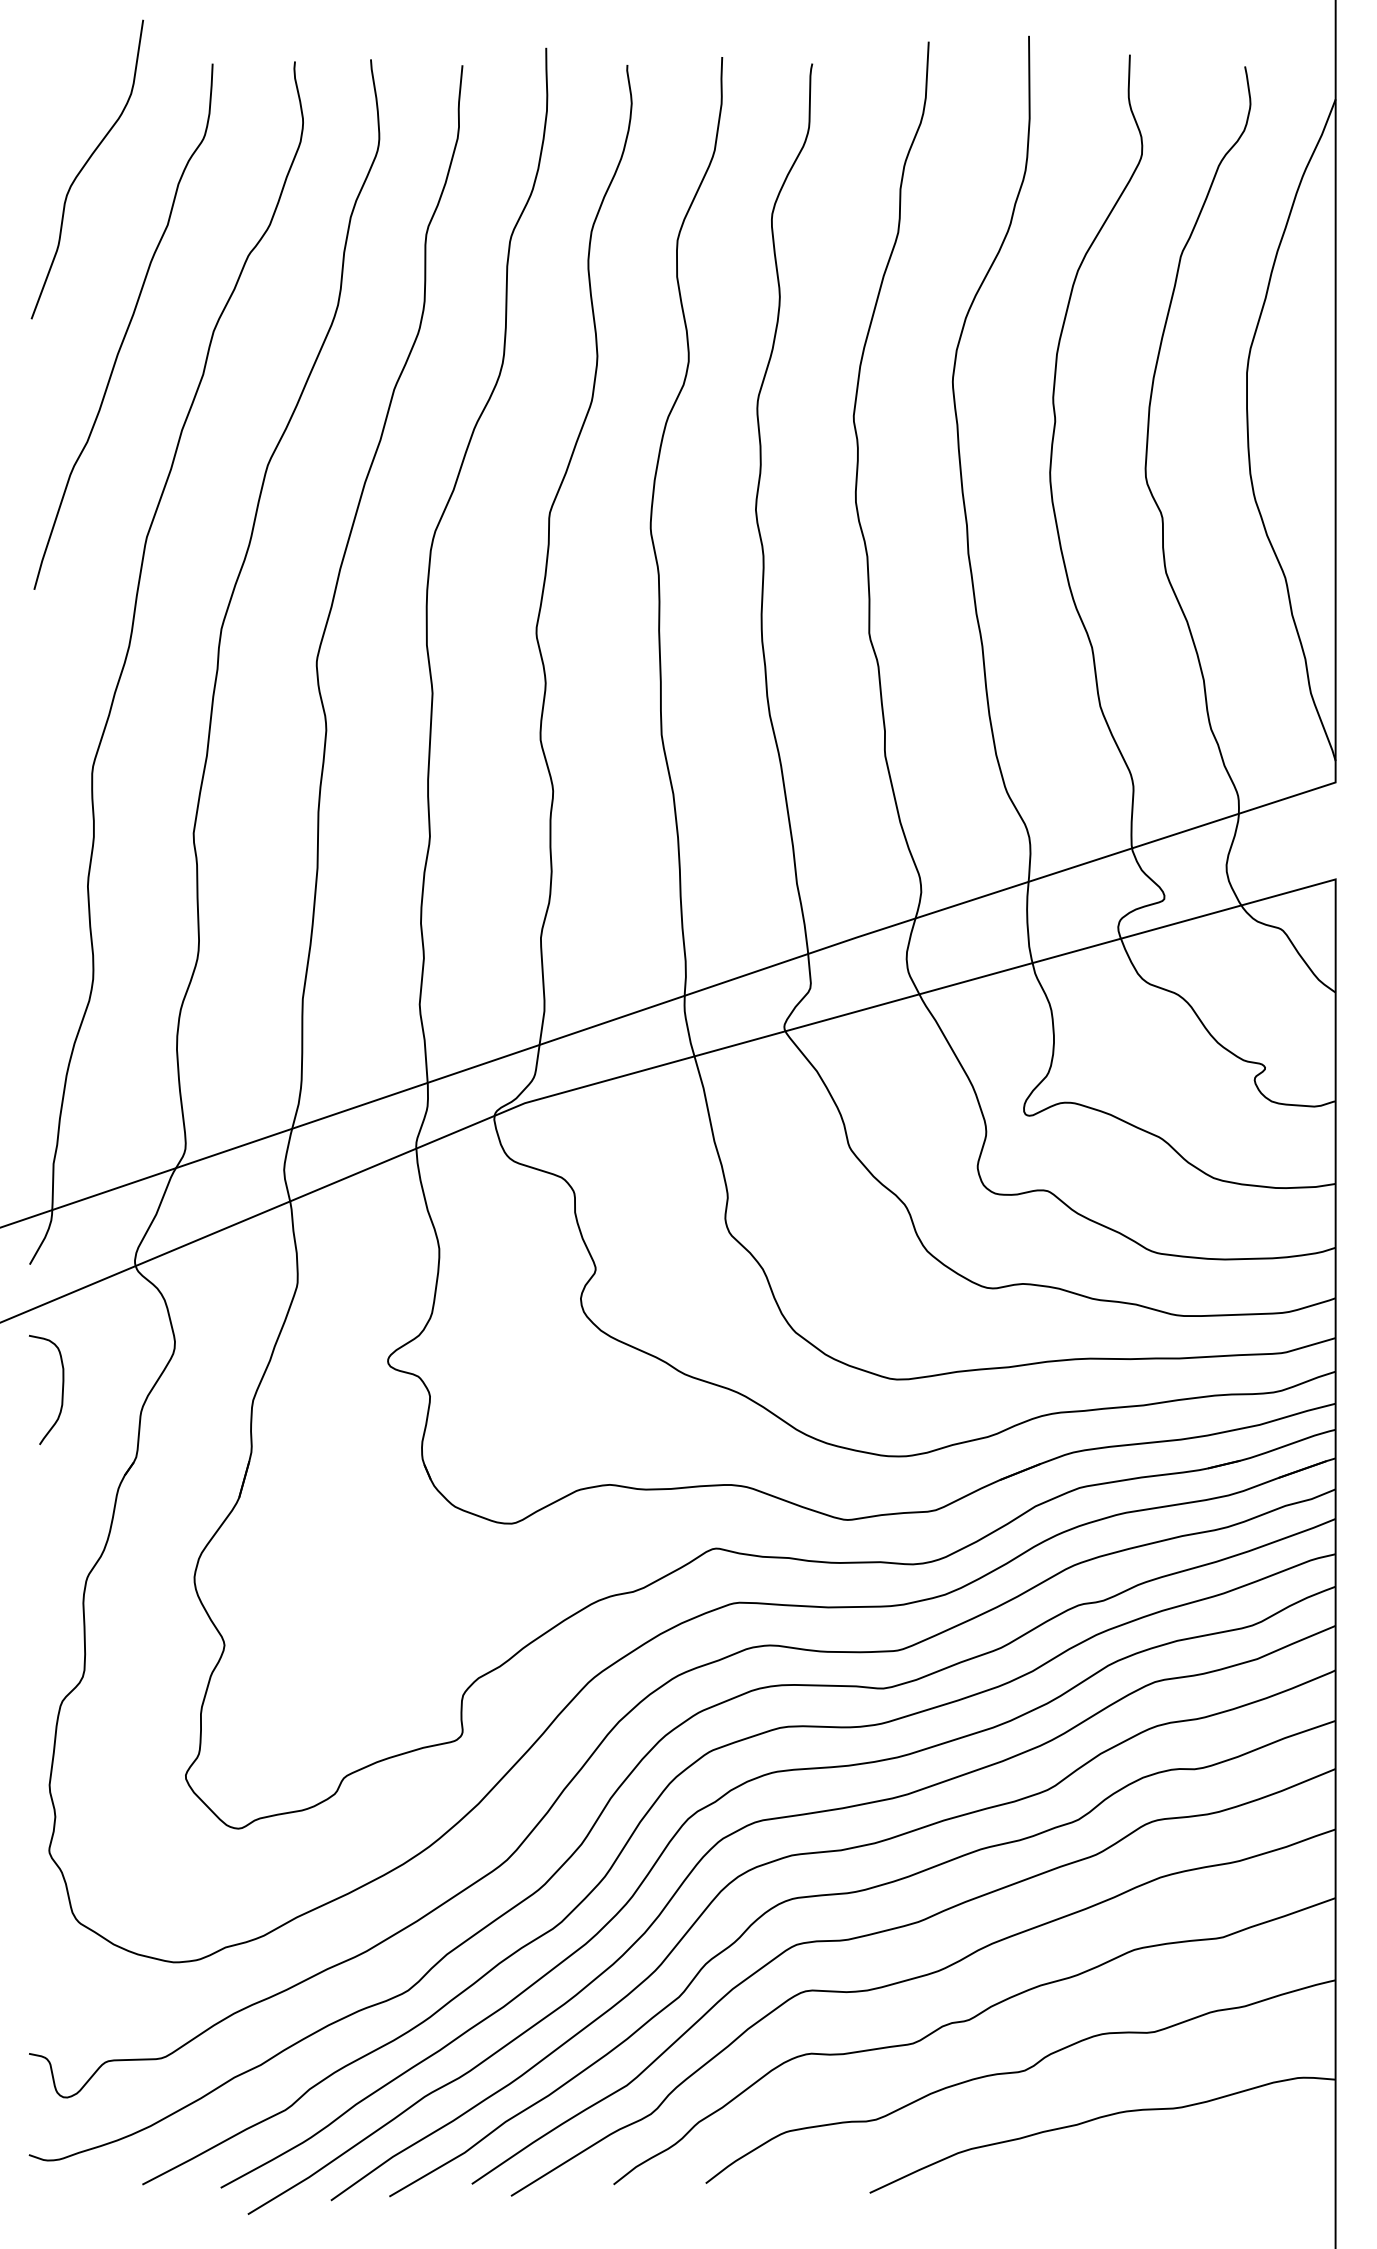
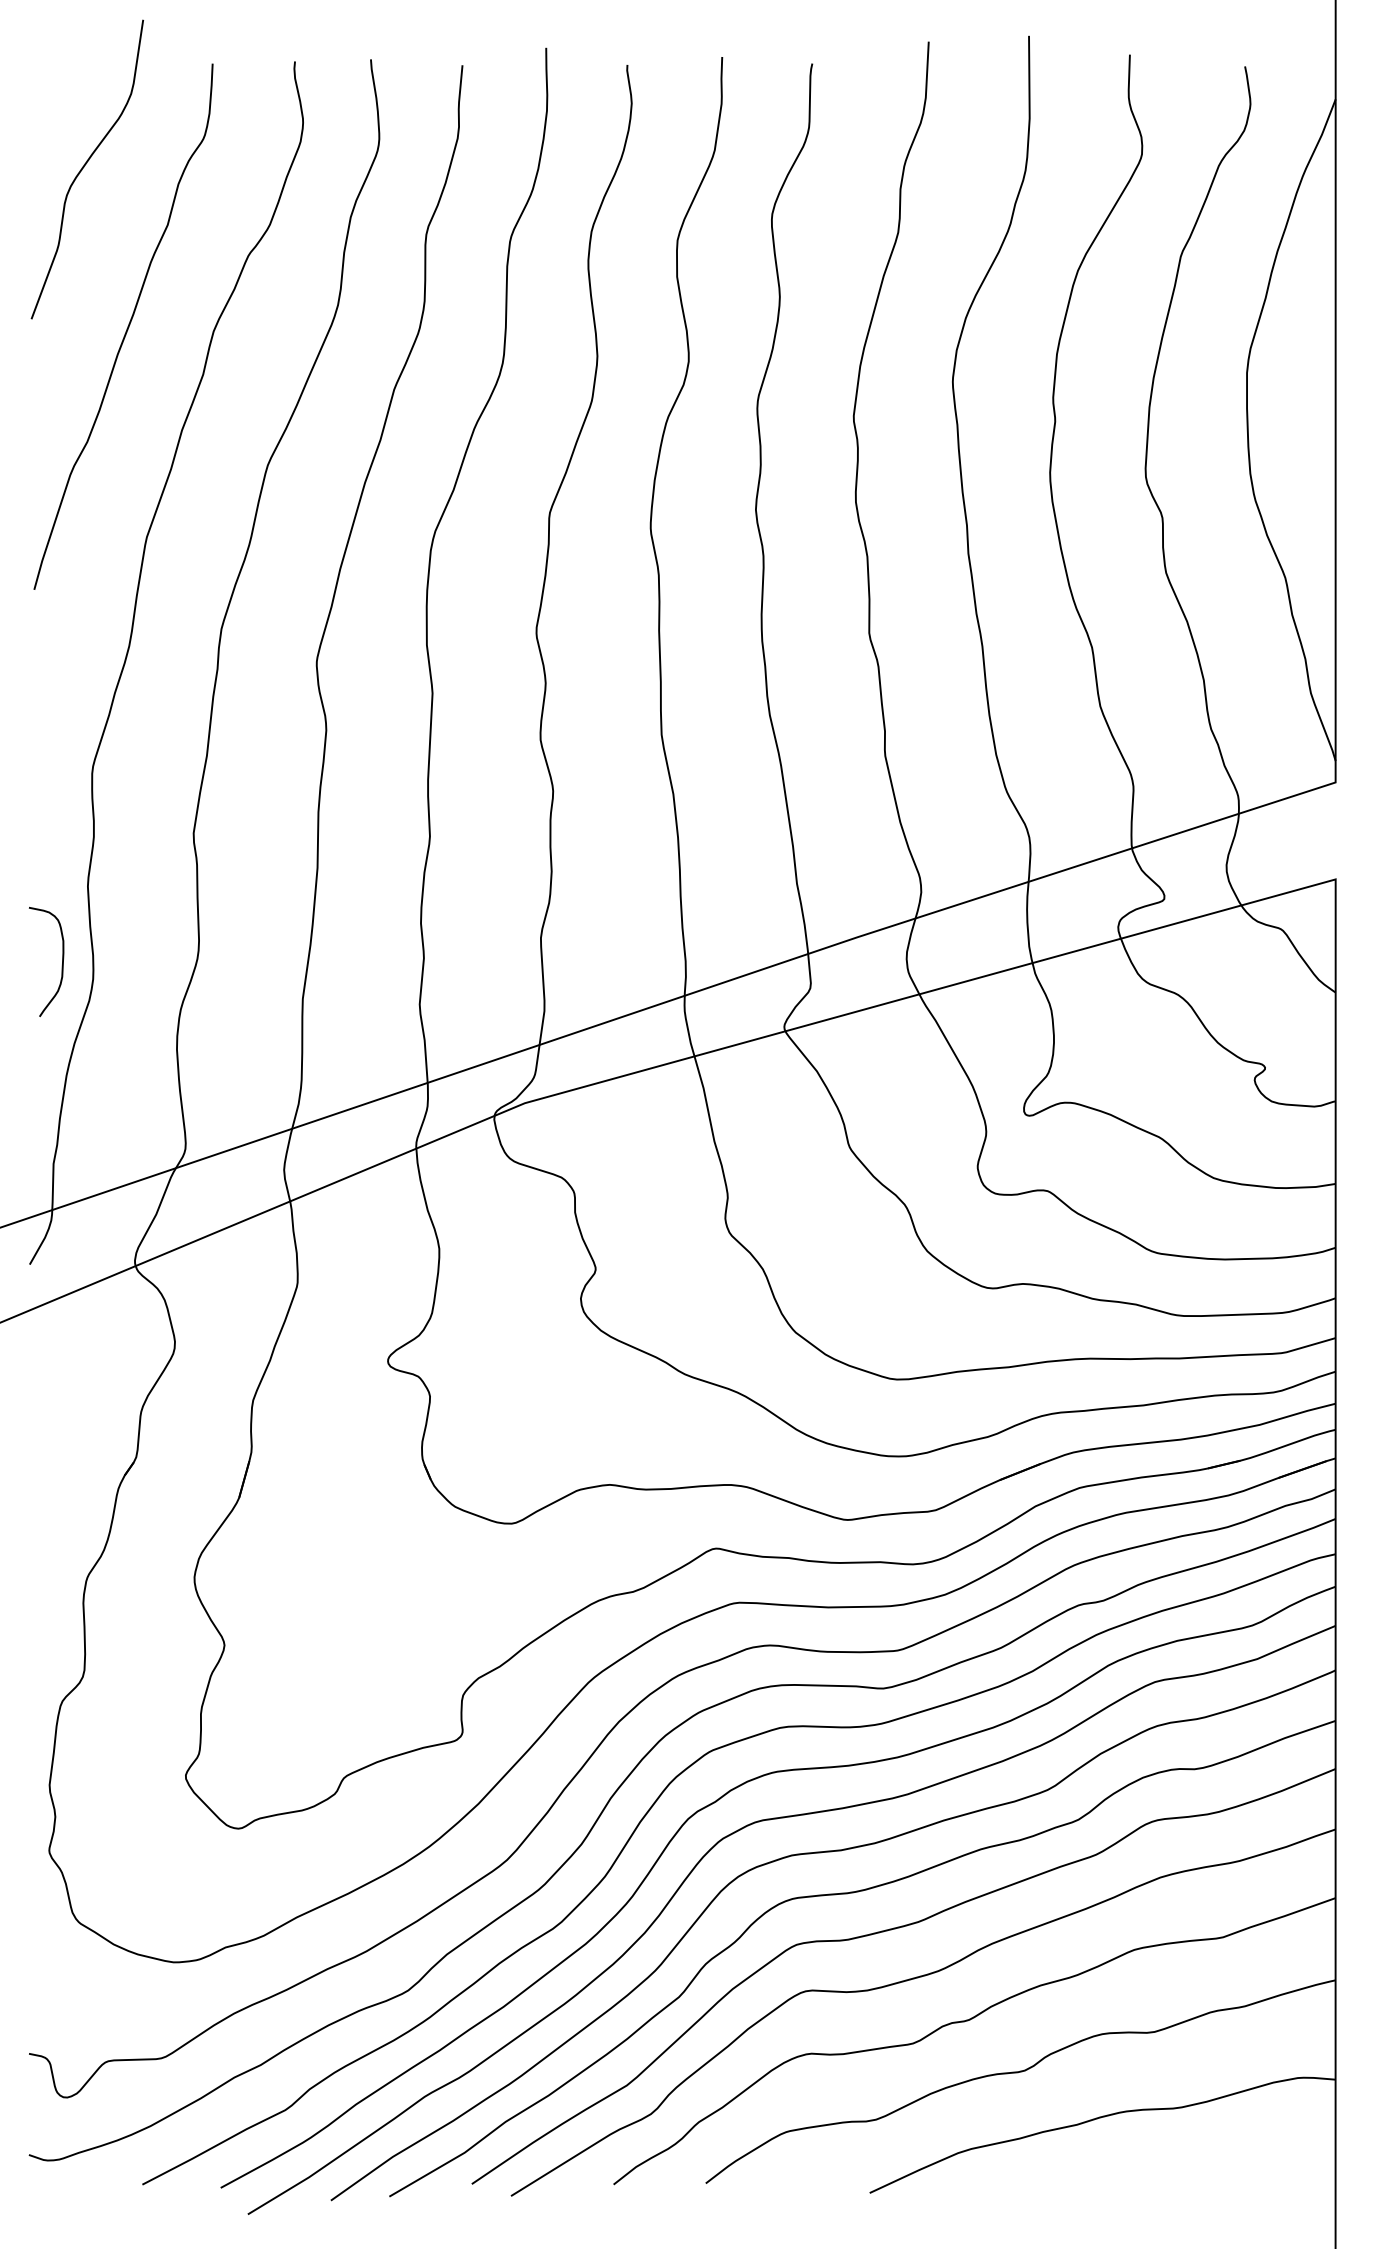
curve position: (61, 1393) -> (61, 965) (61, 965)
